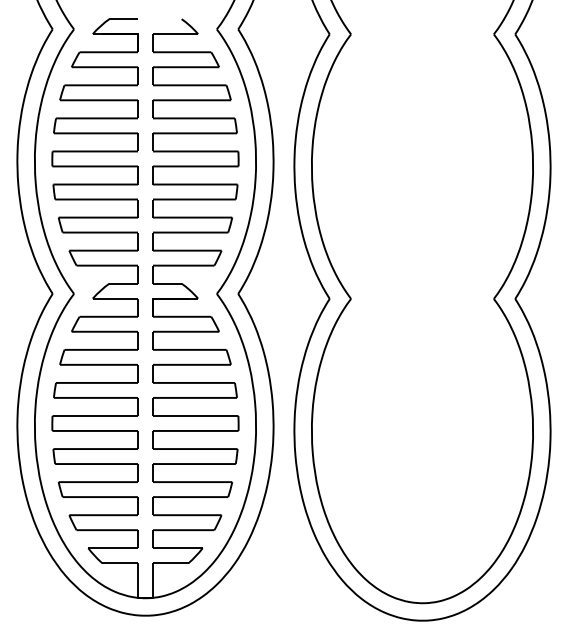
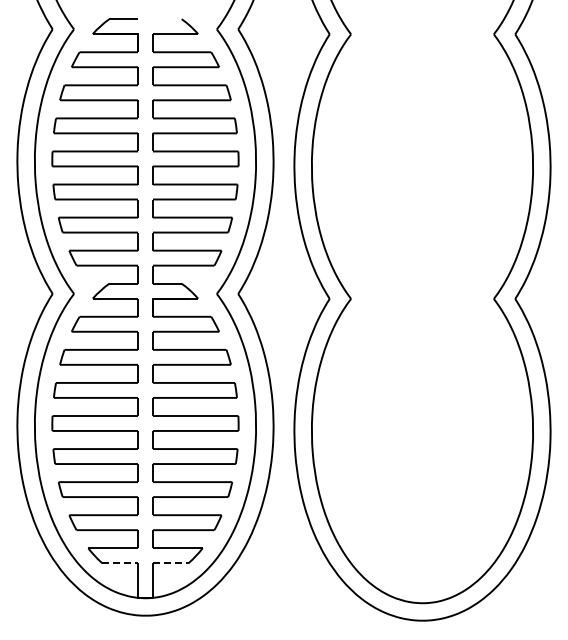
line: solid -> dashed (120, 563)
line: solid -> dashed (170, 563)
